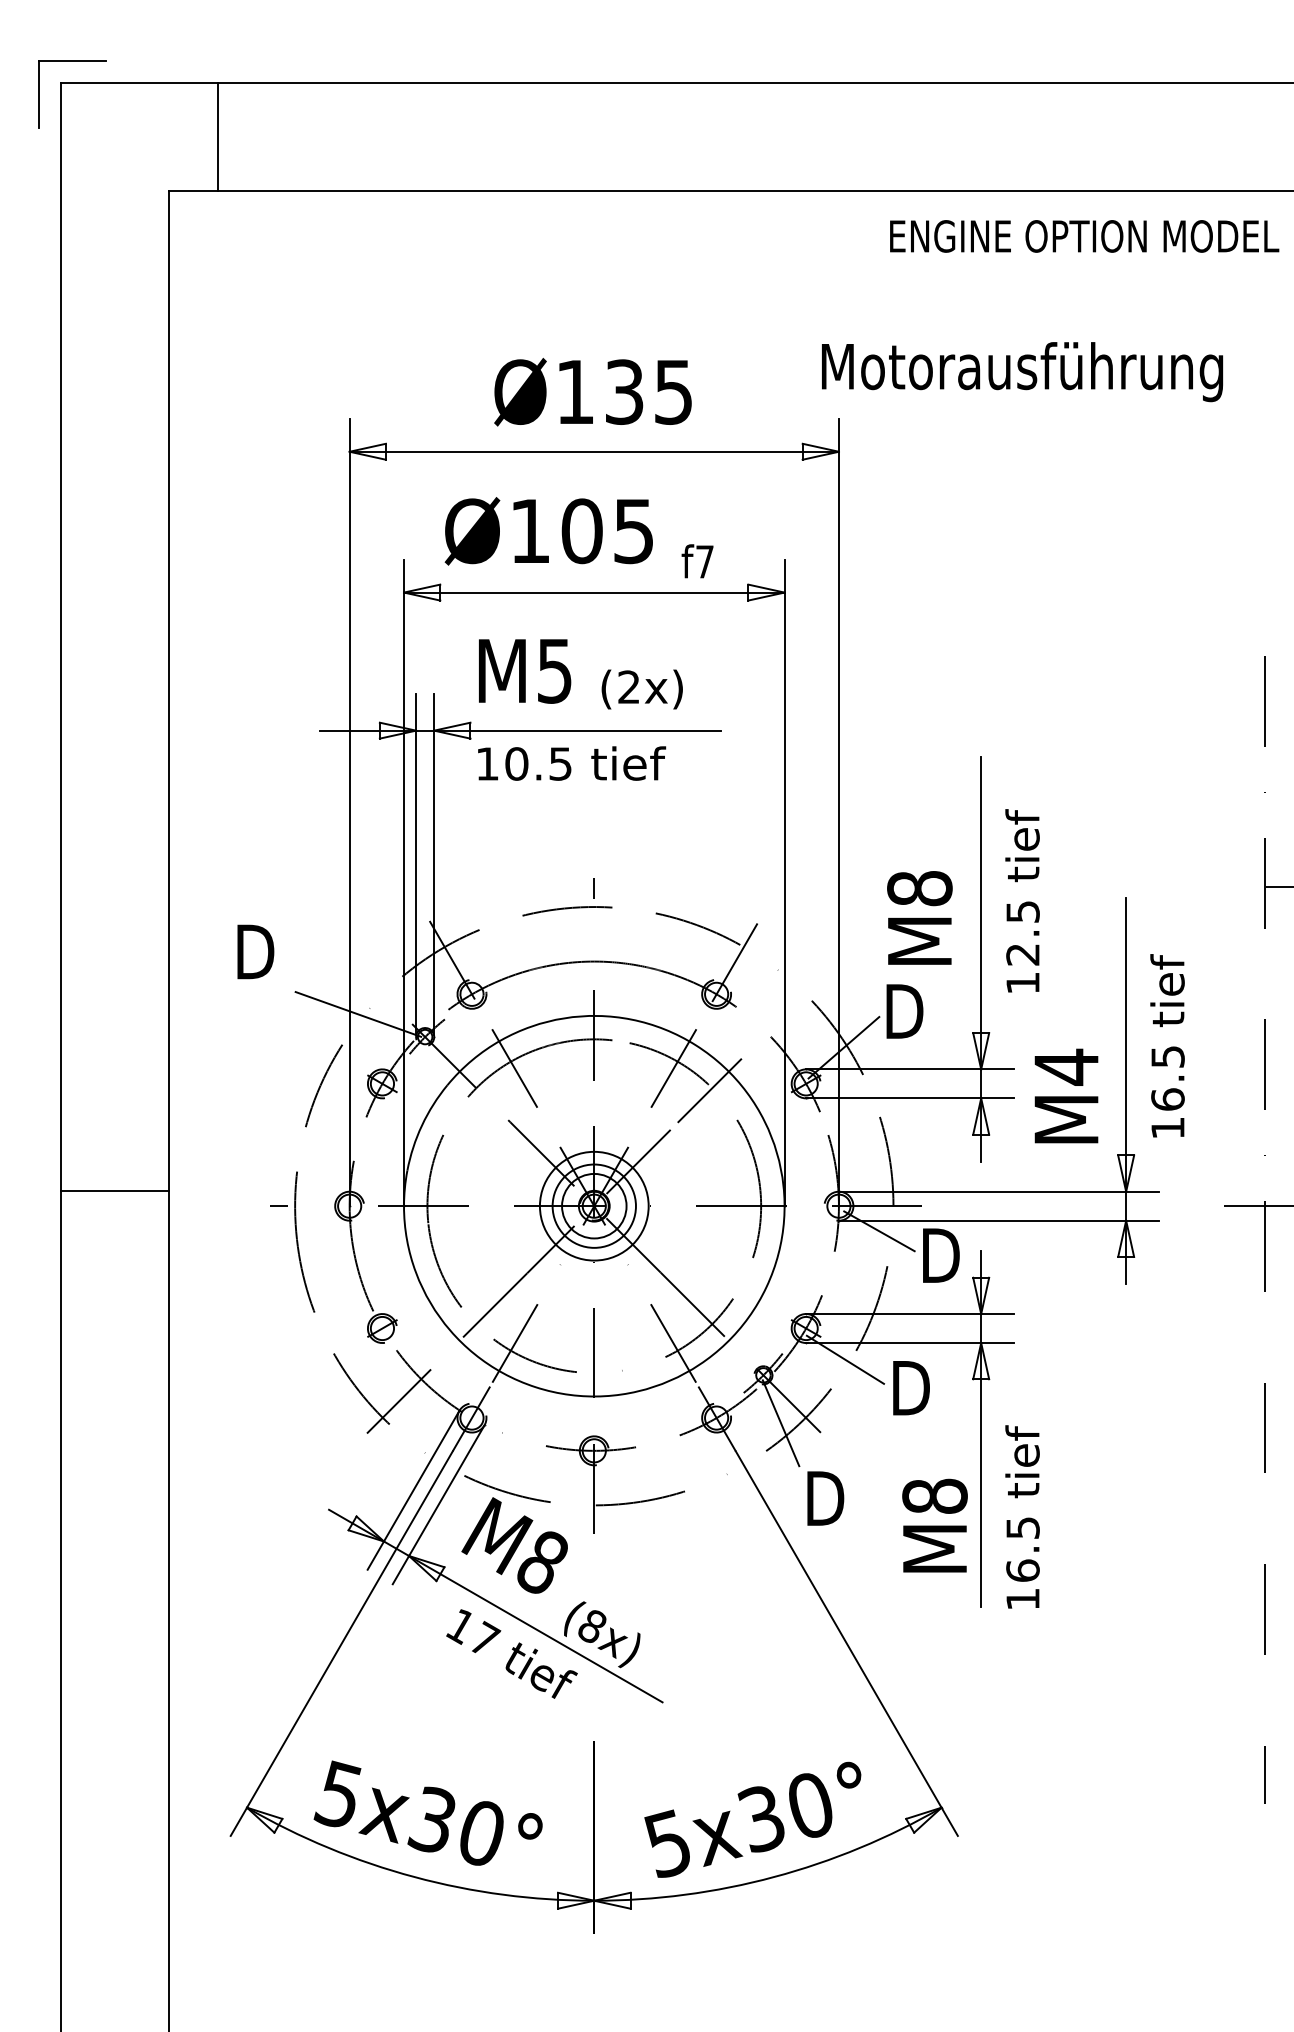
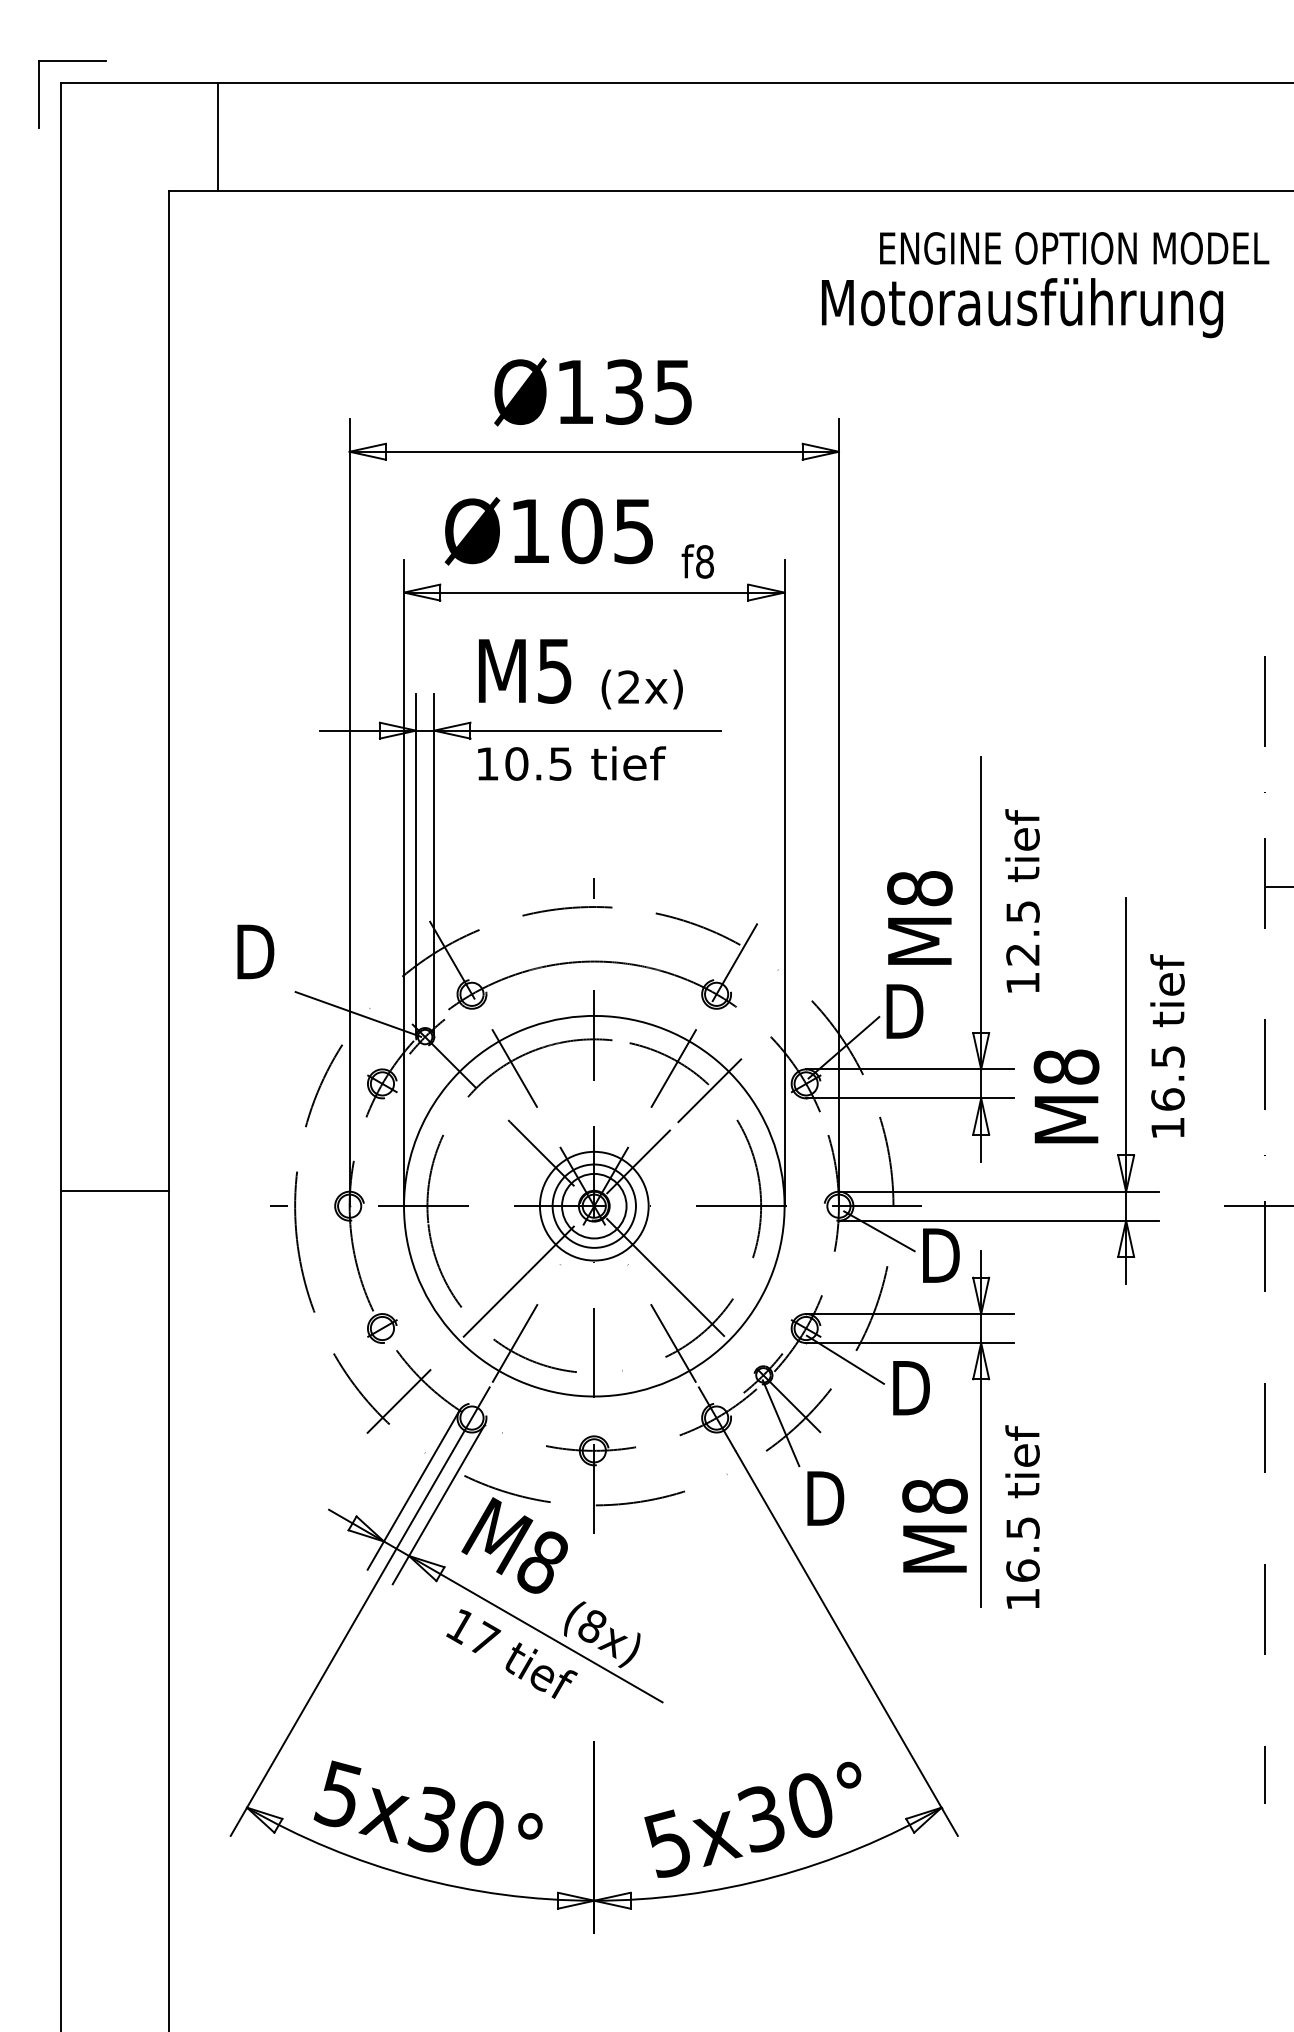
text position: (1084, 236) -> (1074, 248) (1074, 248)
text position: (1022, 372) -> (1022, 308) (1022, 308)
text: f7 -> f8 (704, 561)
text: M4 -> M8 (1066, 1066)
